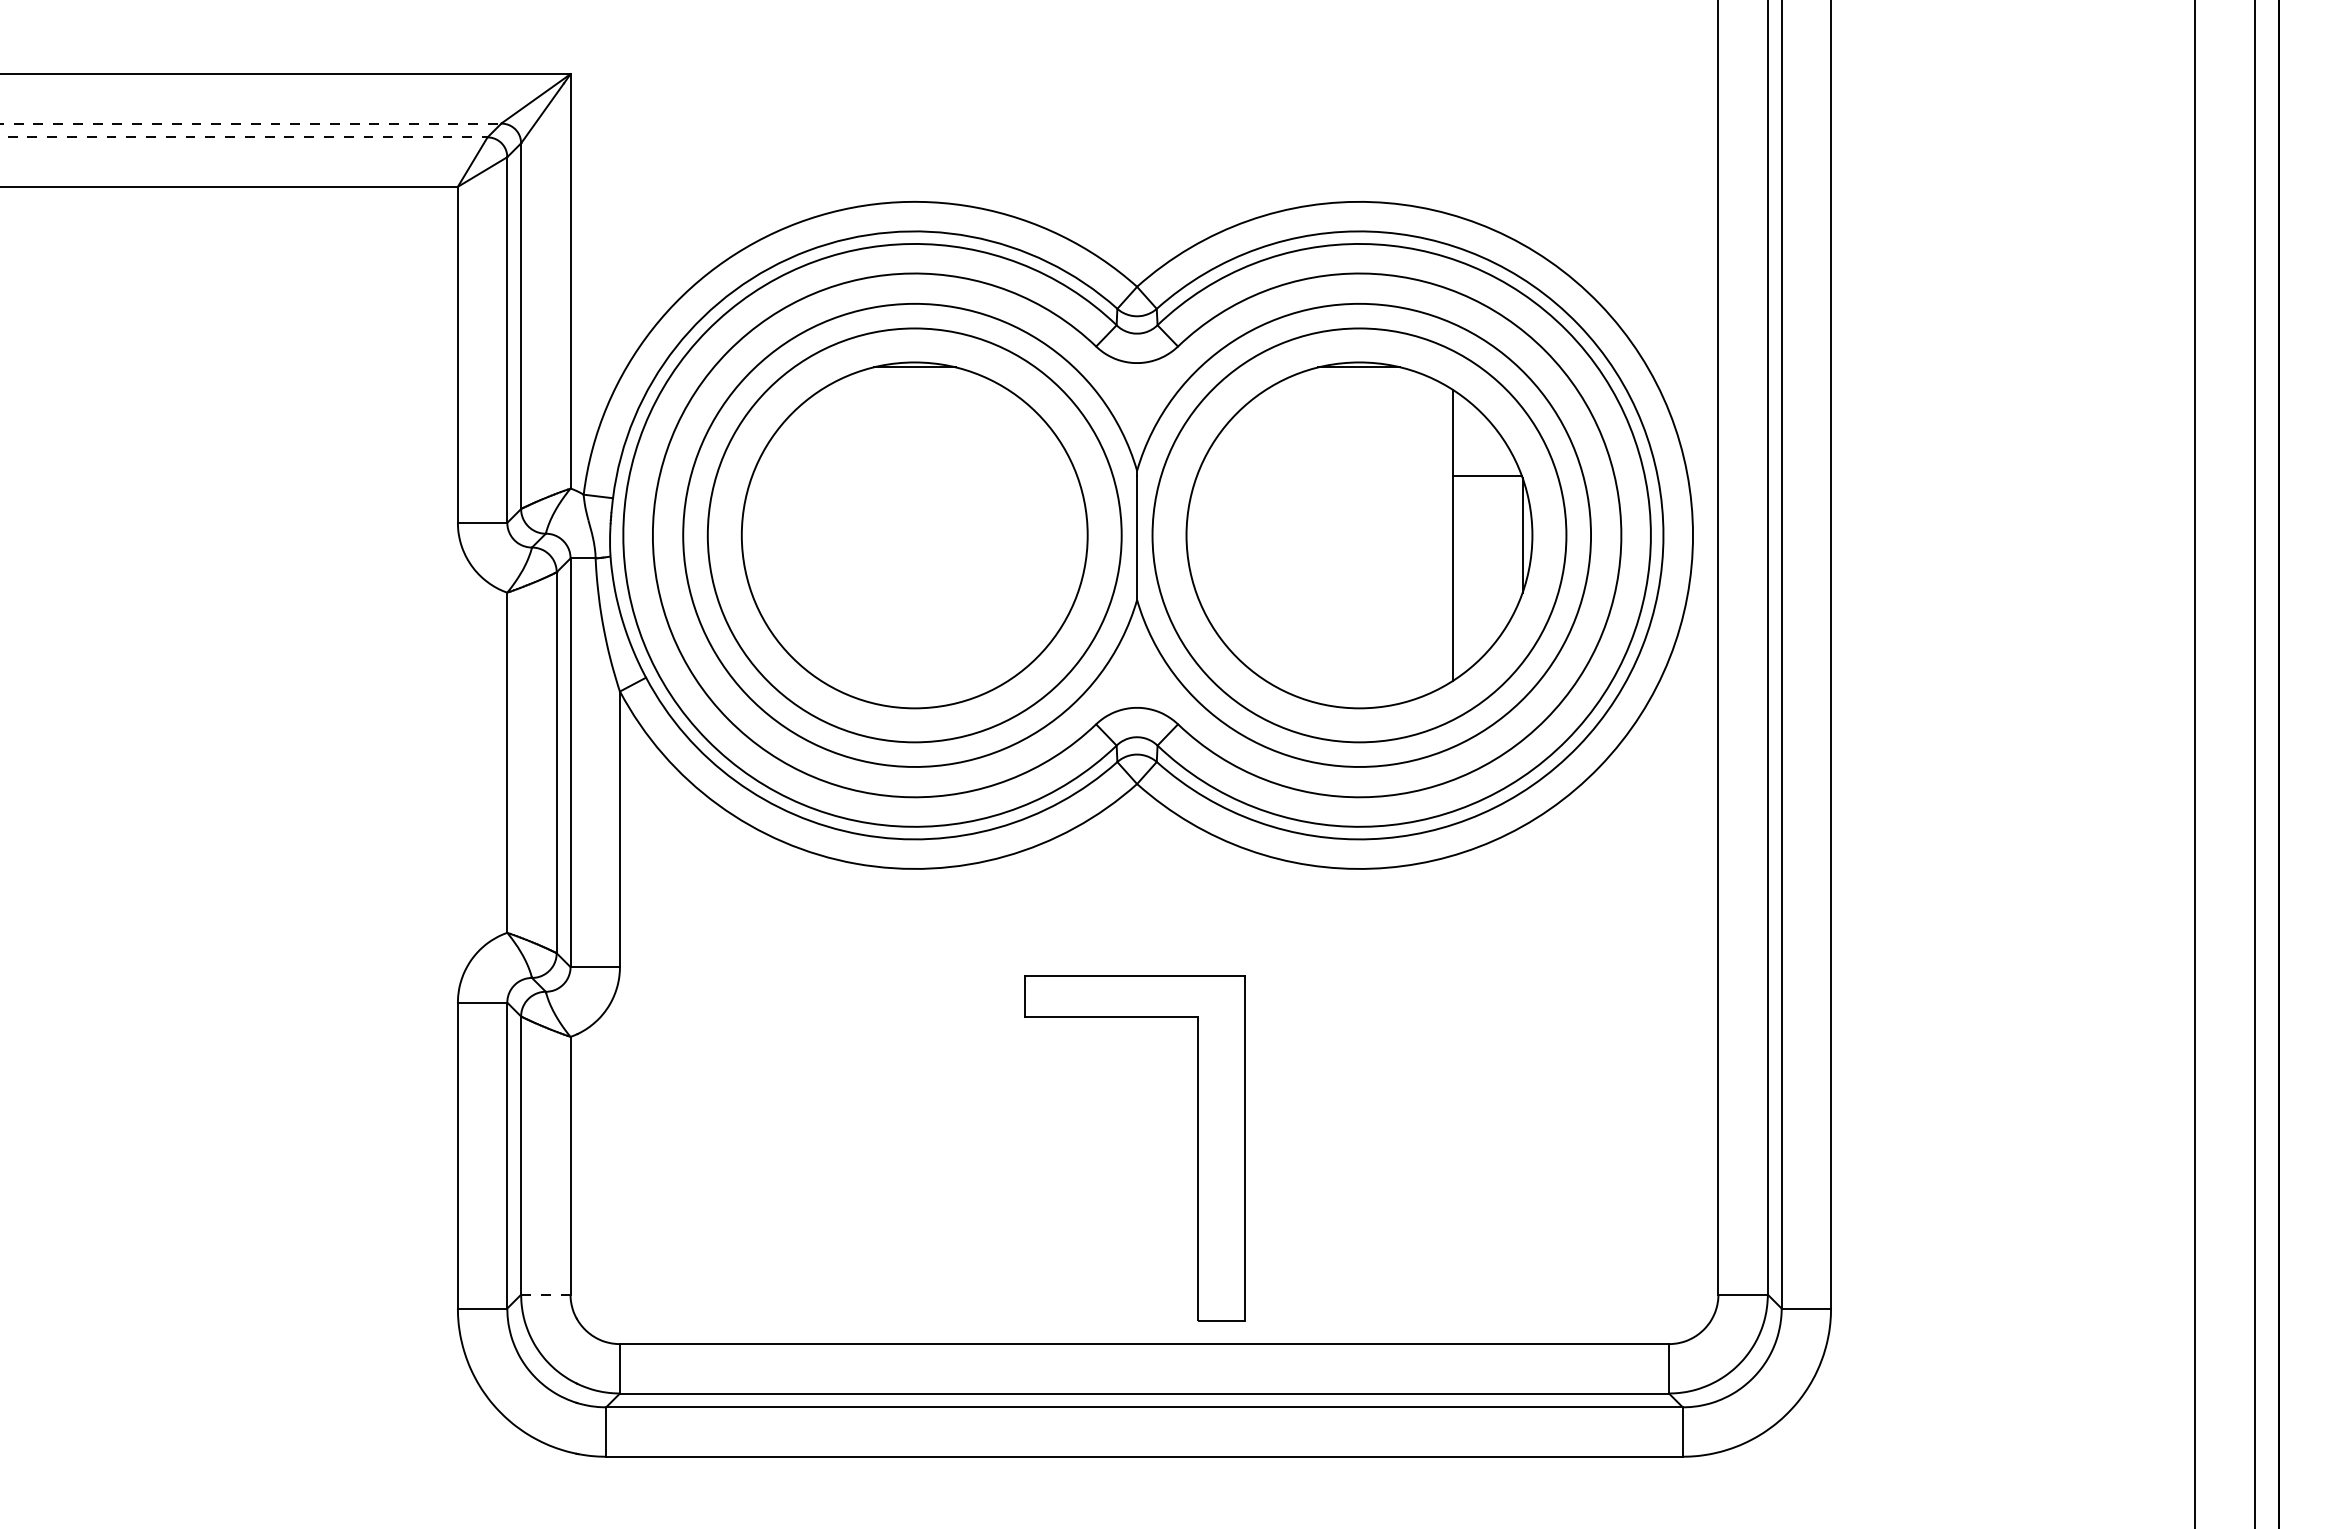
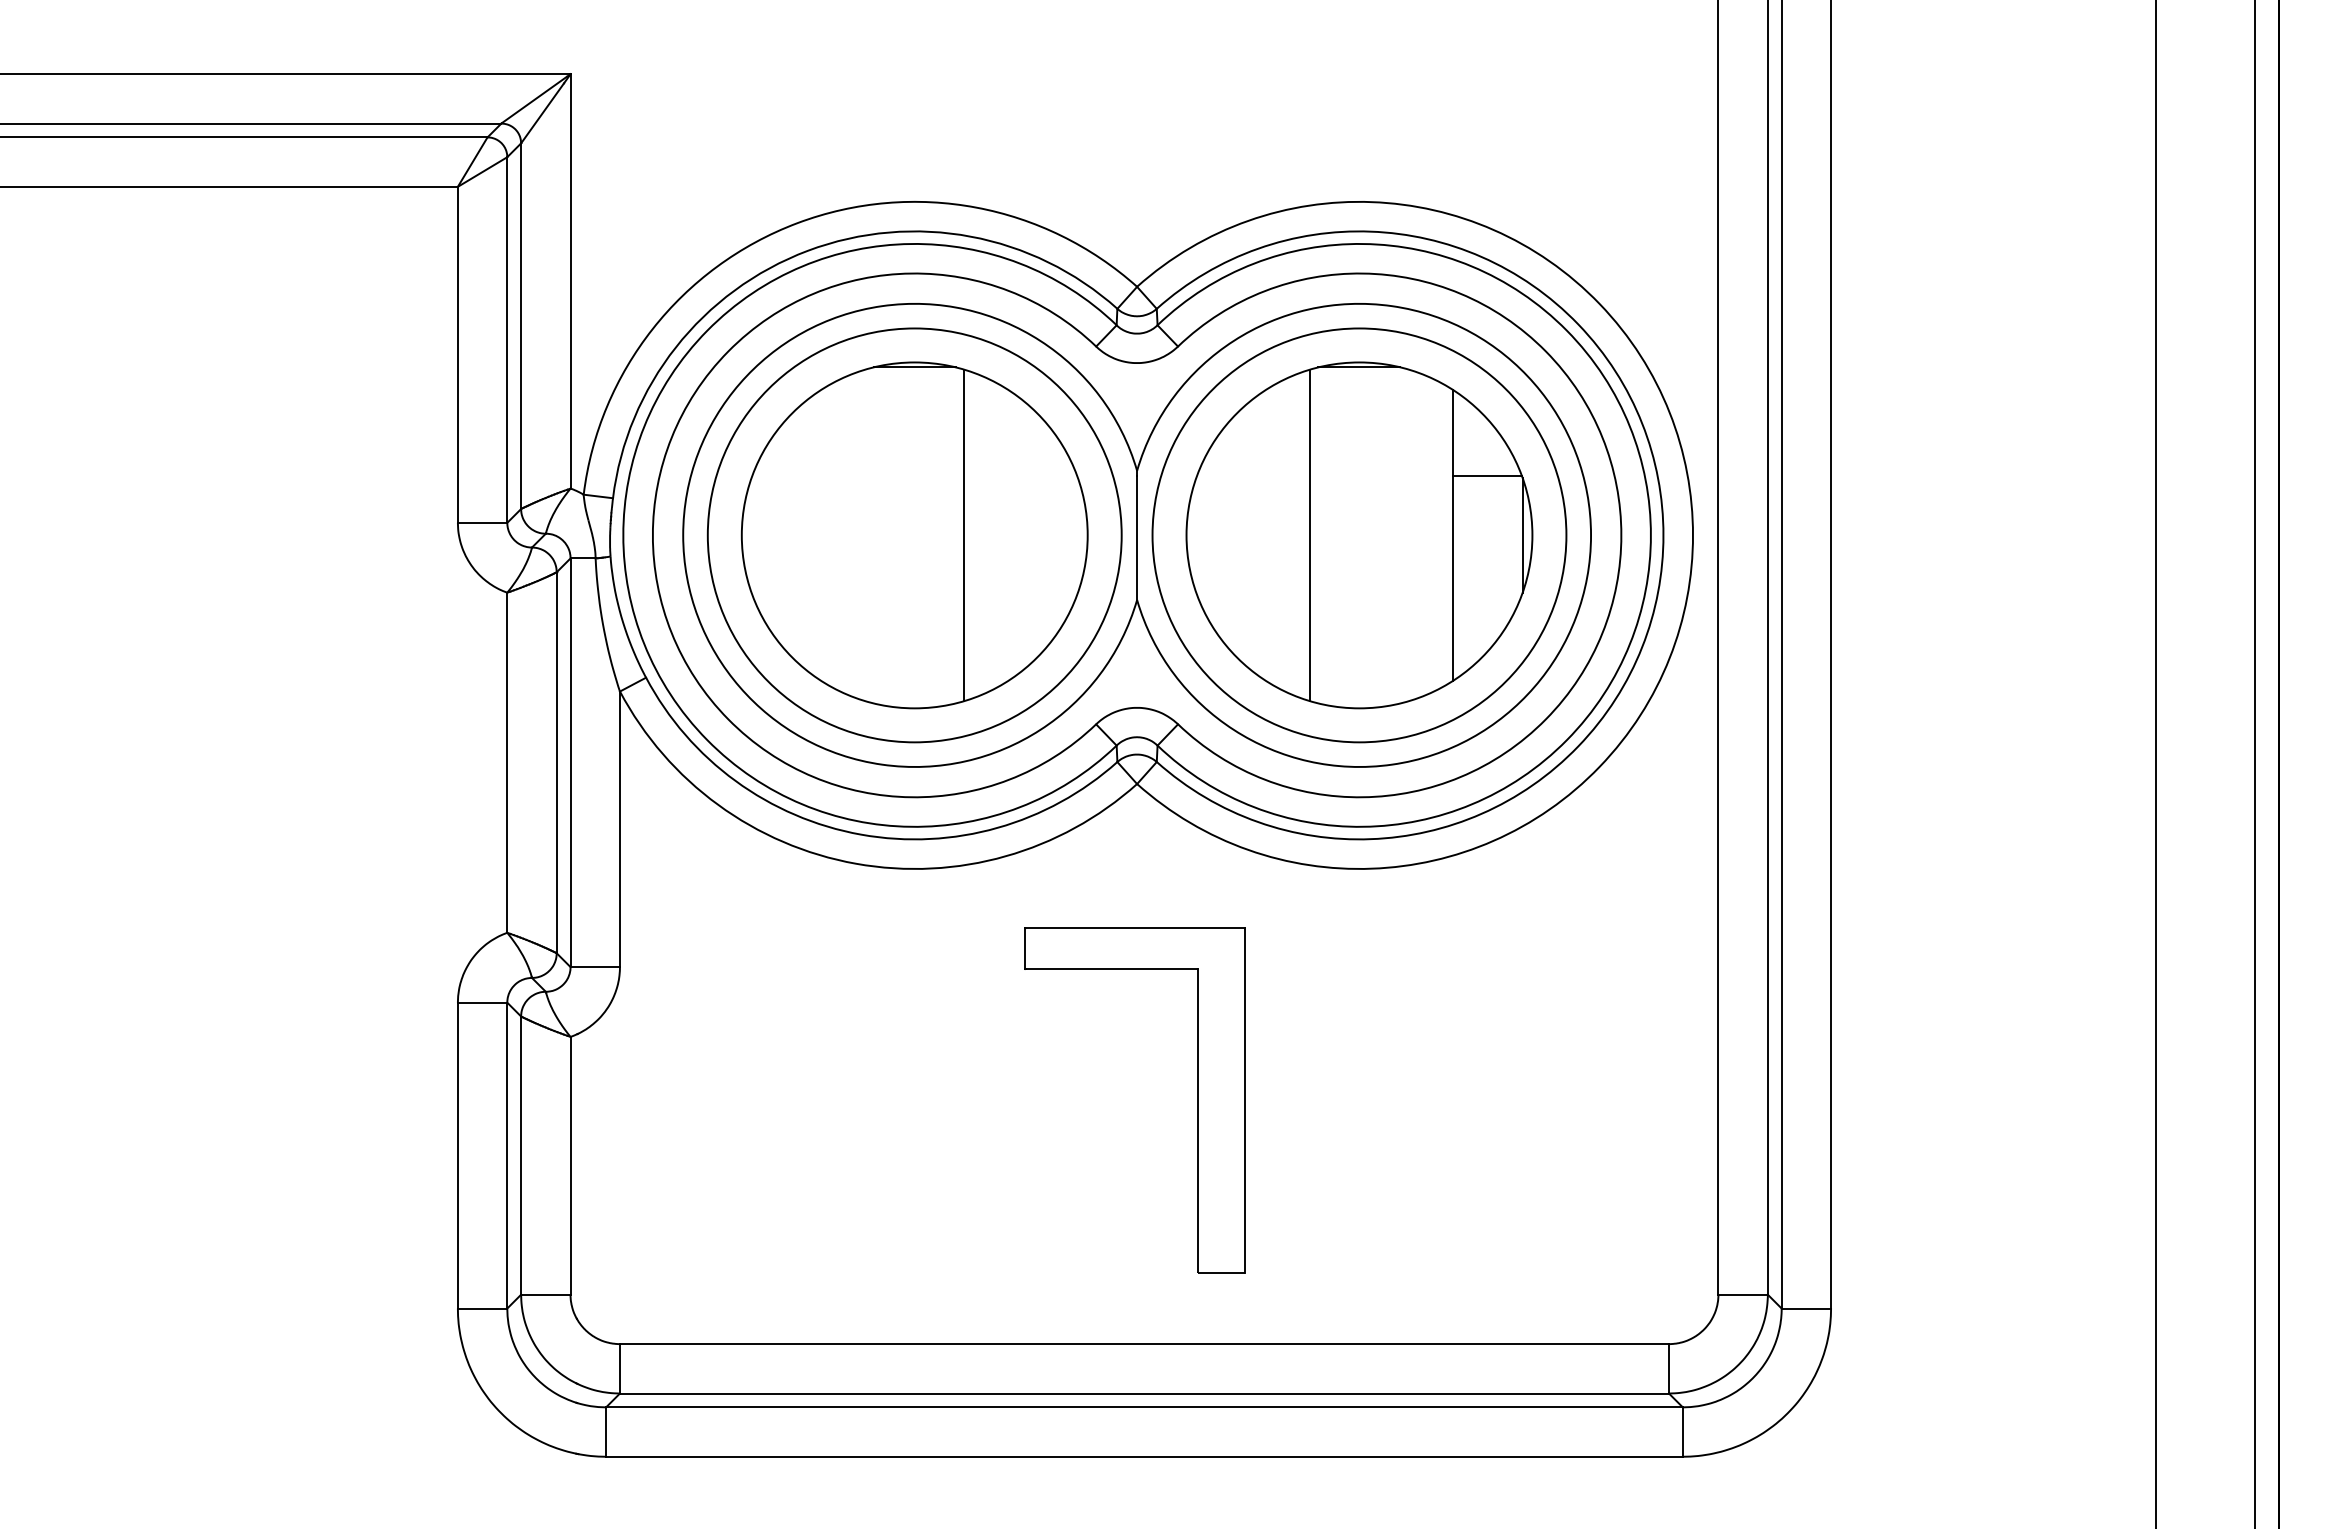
line: dashed -> solid (251, 123)
line: dashed -> solid (244, 137)
line: none -> present (963, 535)
line: none -> present (1309, 535)
line position: (2195, 763) -> (2156, 763) (2156, 763)
part position: (1197, 1148) -> (1197, 1100) (1197, 1100)
line: dashed -> solid (545, 1294)
